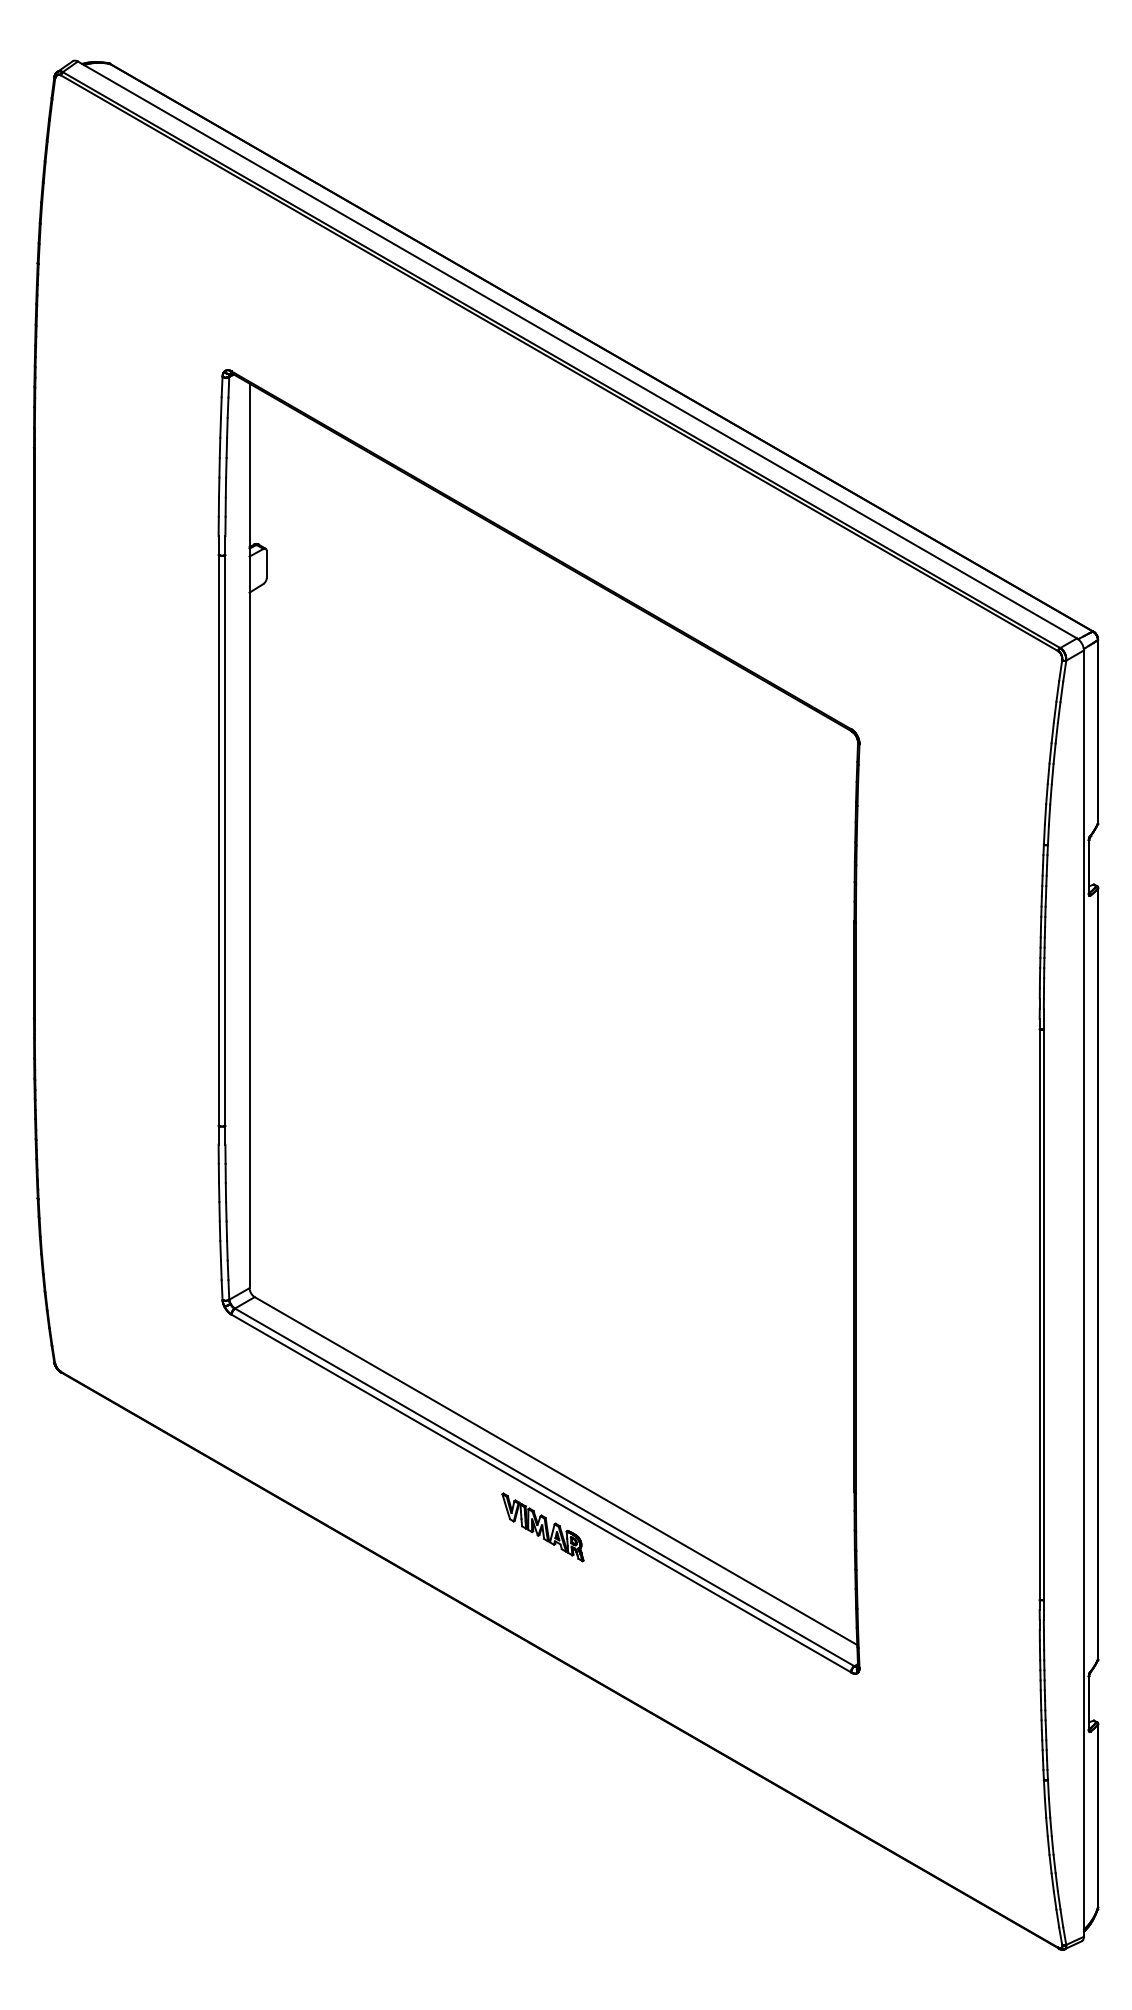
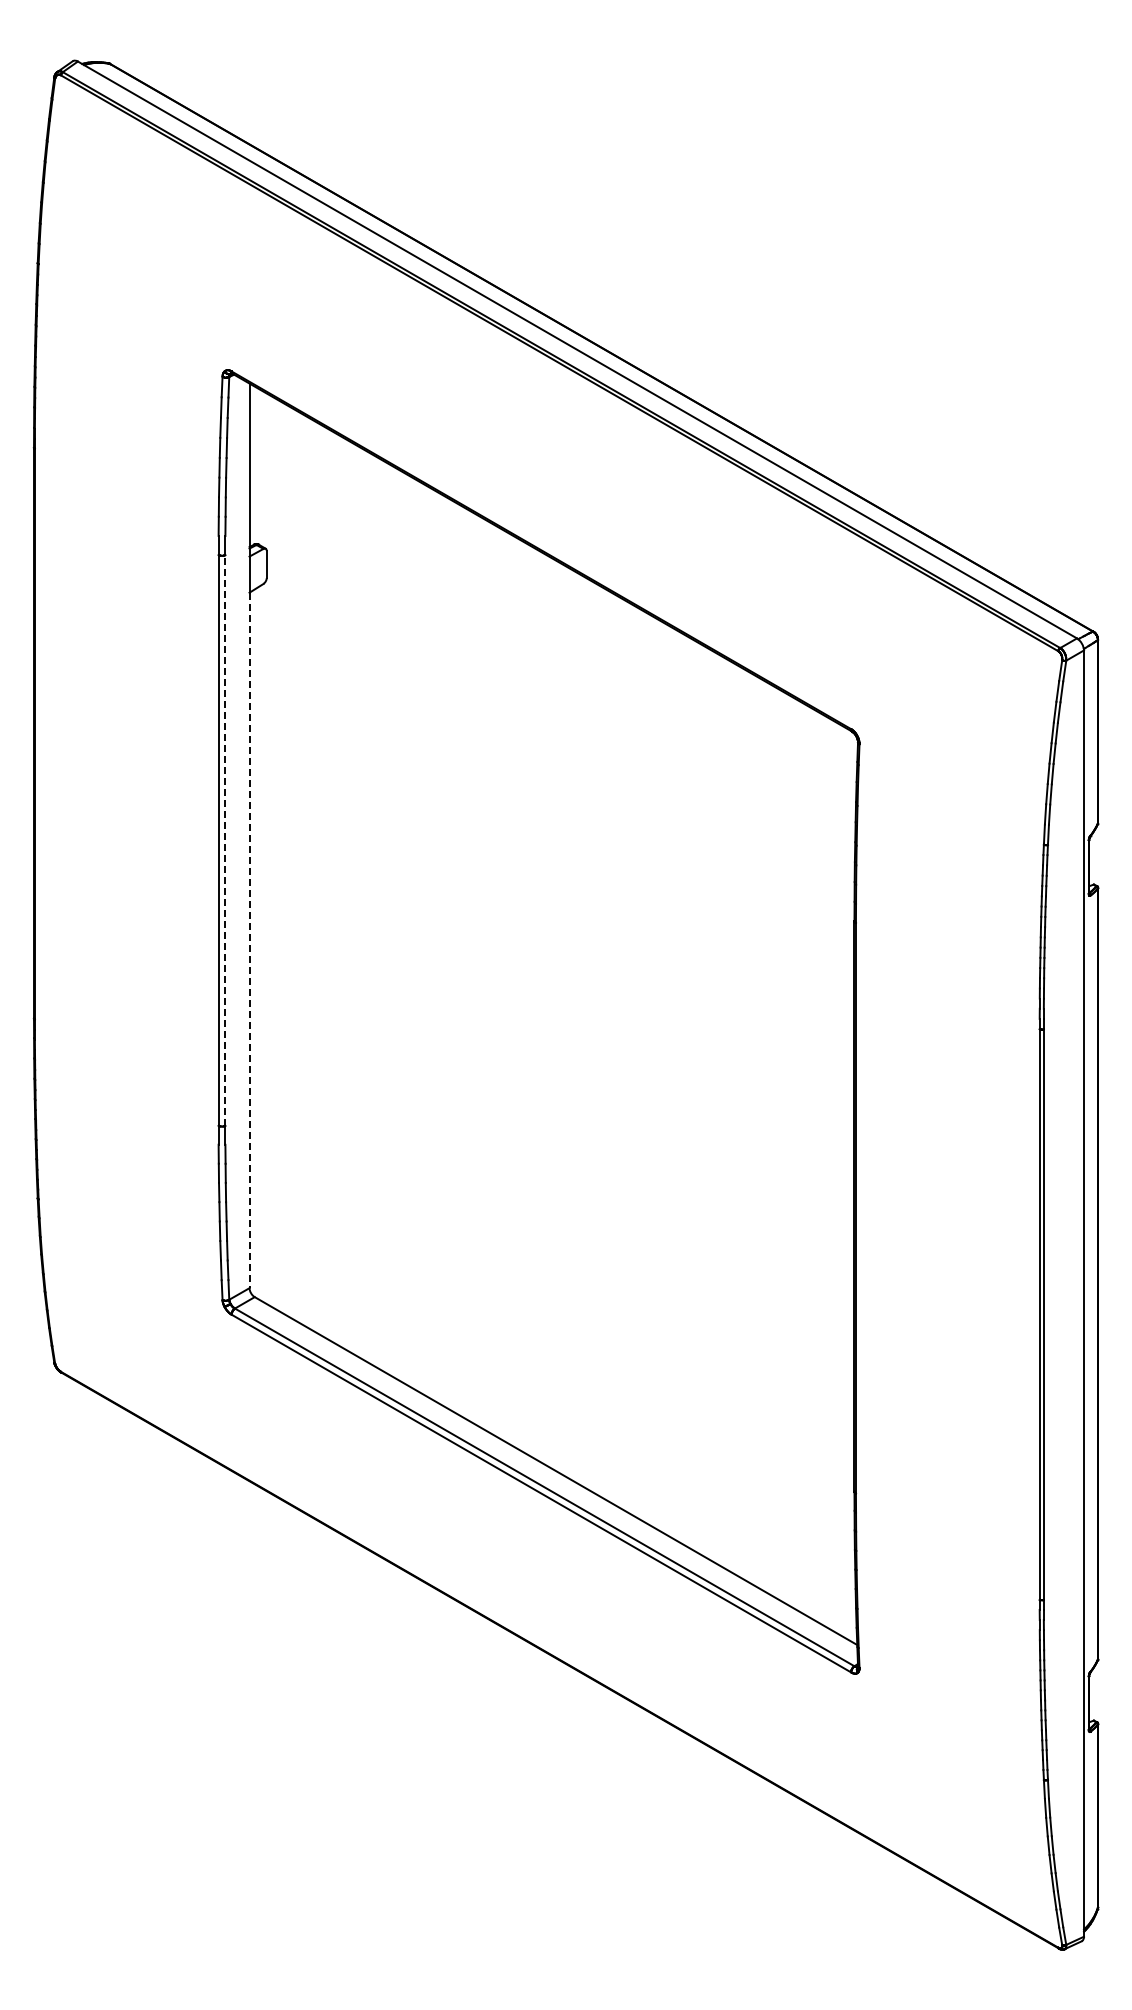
line: solid -> dashed (225, 839)
line: solid -> dashed (249, 940)
part: present -> none (542, 1527)
